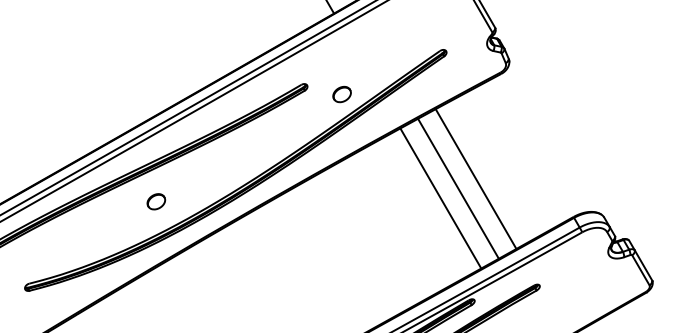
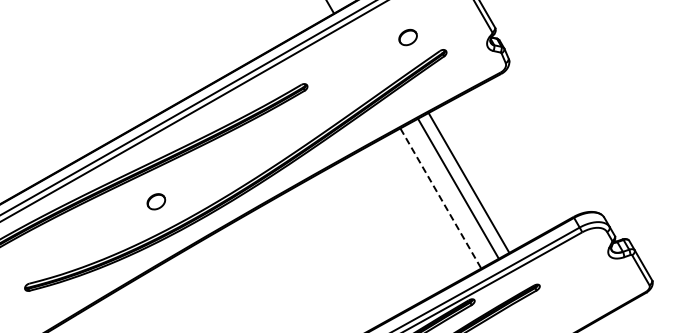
part position: (341, 94) -> (407, 37) (407, 37)
line position: (475, 179) -> (468, 183) (468, 183)
line: solid -> dashed (440, 198)
